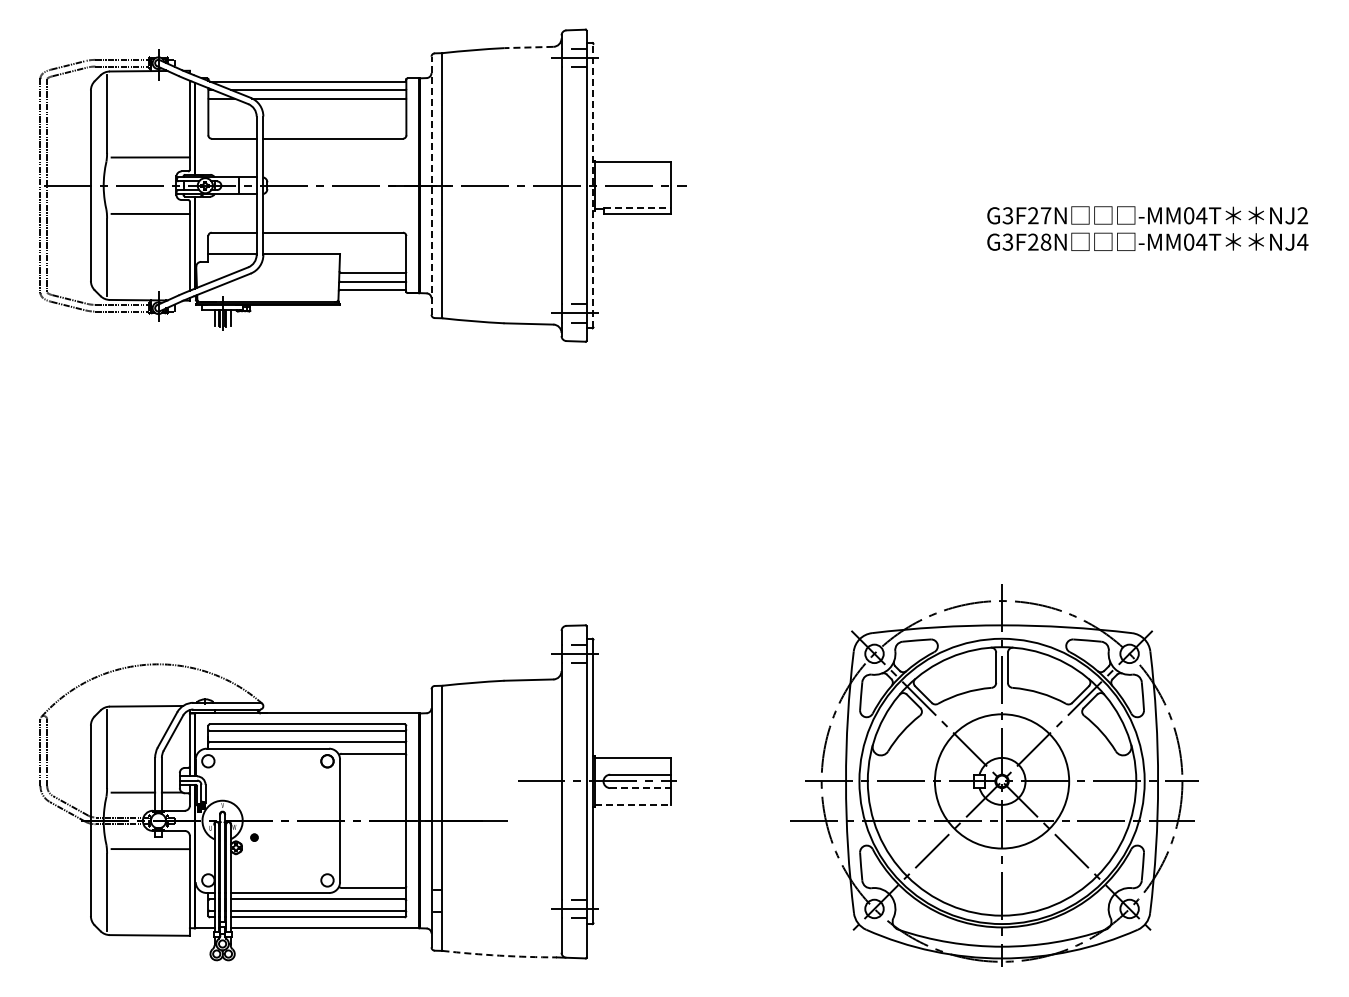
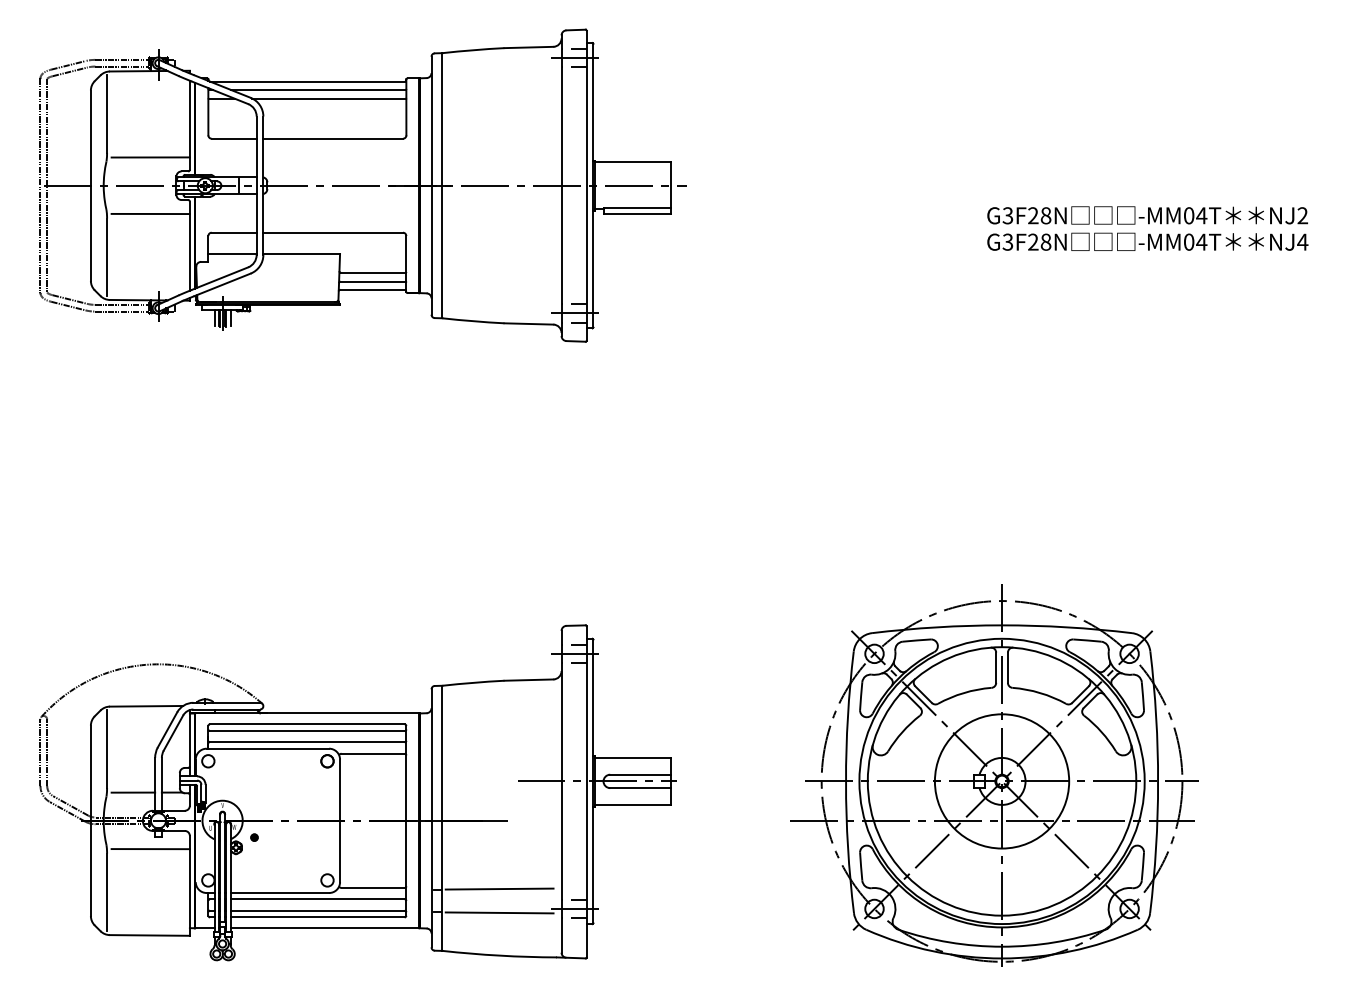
line: dashed -> solid (528, 47)
line: dashed -> solid (431, 185)
line: dashed -> solid (593, 185)
line: dashed -> solid (637, 208)
text: G3F27N -> G3F28N (1045, 215)
line: dashed -> solid (640, 788)
line: dashed -> solid (632, 804)
line: none -> present (499, 888)
line: none -> present (499, 912)
arc: dashed -> solid (499, 955)
